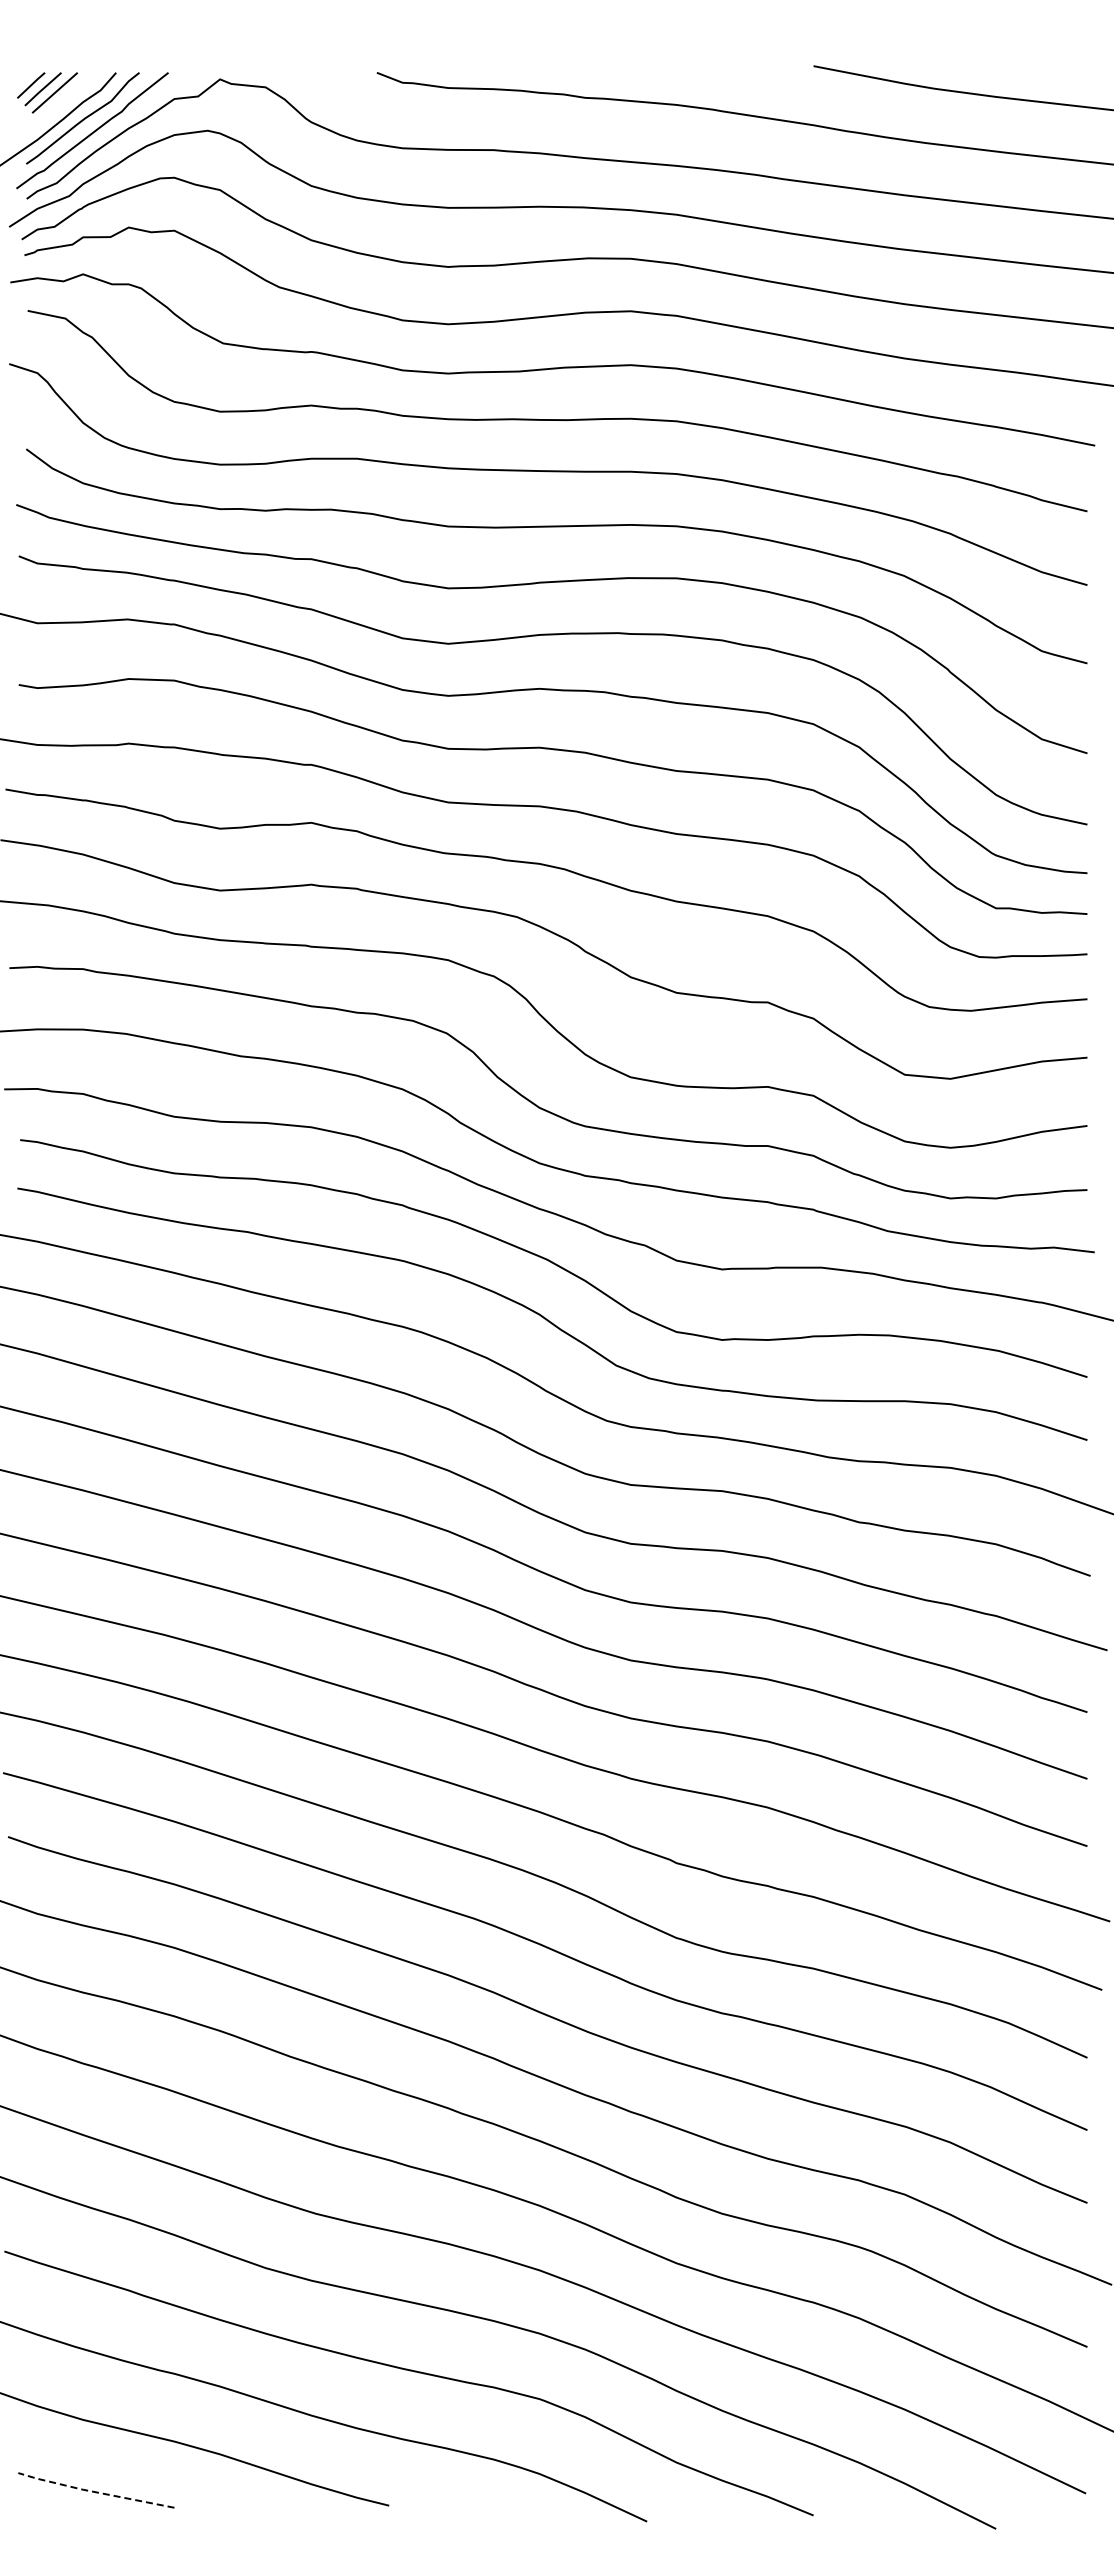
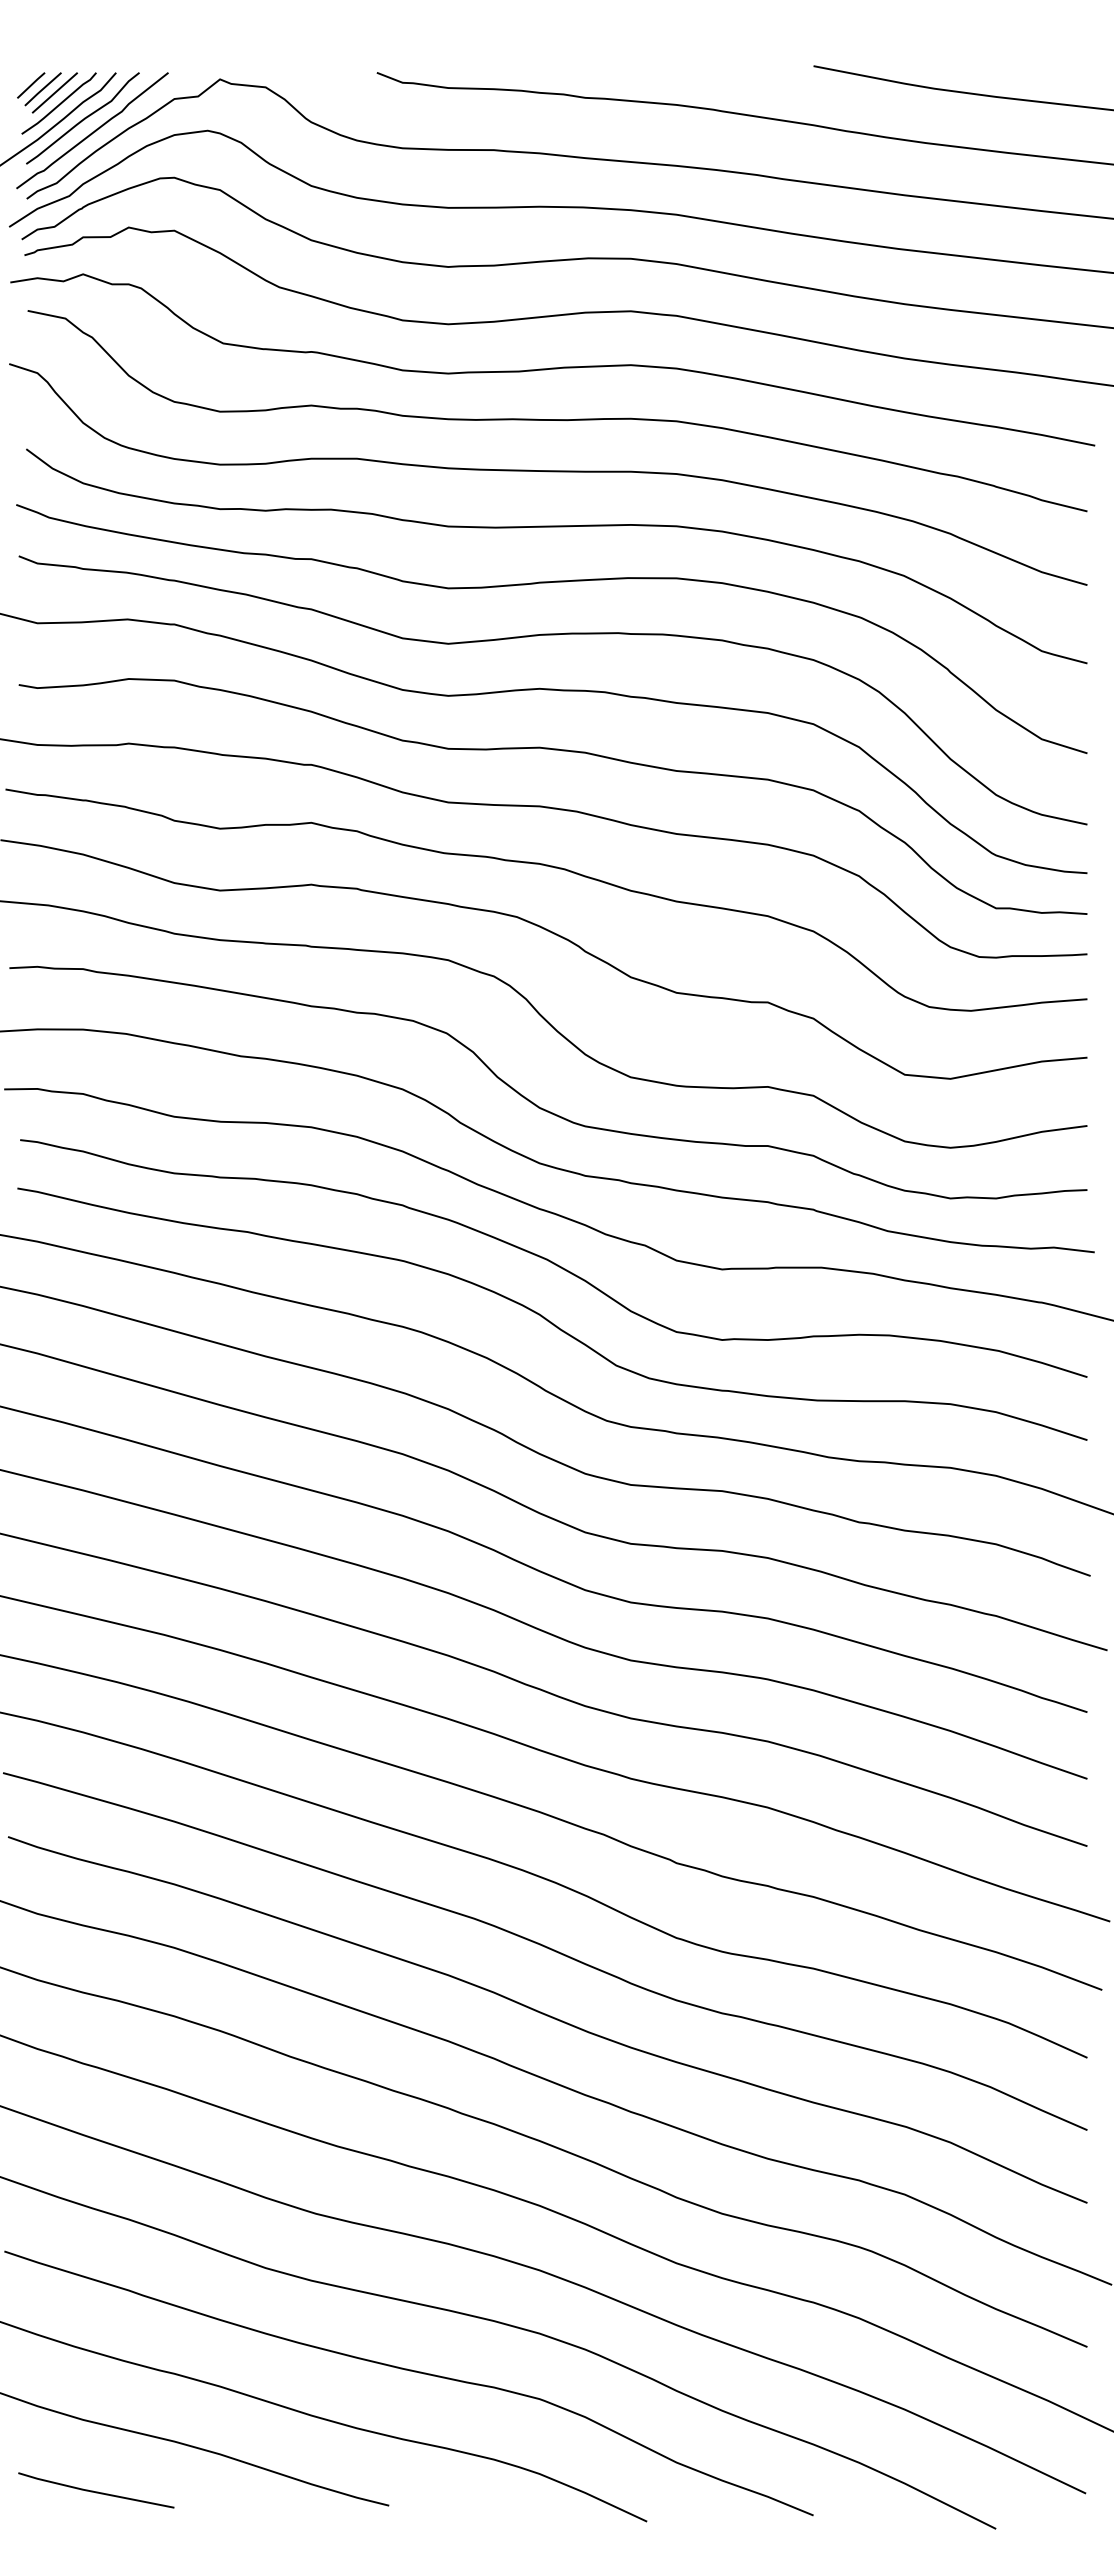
curve: none -> present (59, 103)
line: dashed -> solid (94, 2492)
